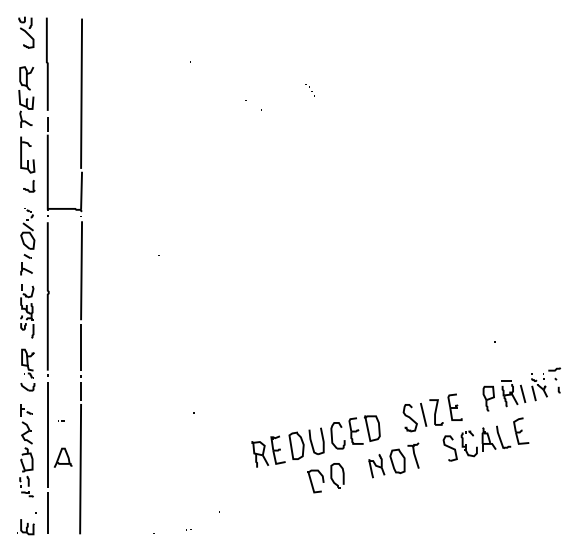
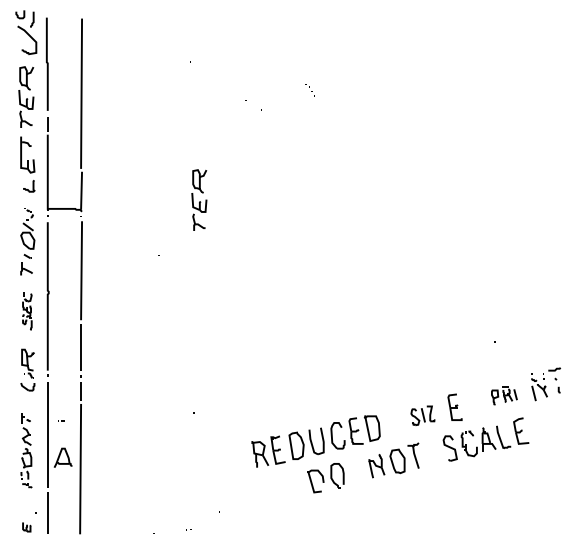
part size: 17x33 px -> 23x45 px (26, 32)
part: none -> present (199, 199)
part size: 15x55 px -> 11x39 px (27, 311)
part size: 45x32 px -> 27x20 px (504, 395)
part size: 42x34 px -> 26x21 px (422, 415)
part size: 15x94 px -> 13x76 px (26, 450)
part size: 18x17 px -> 10x11 px (26, 527)
